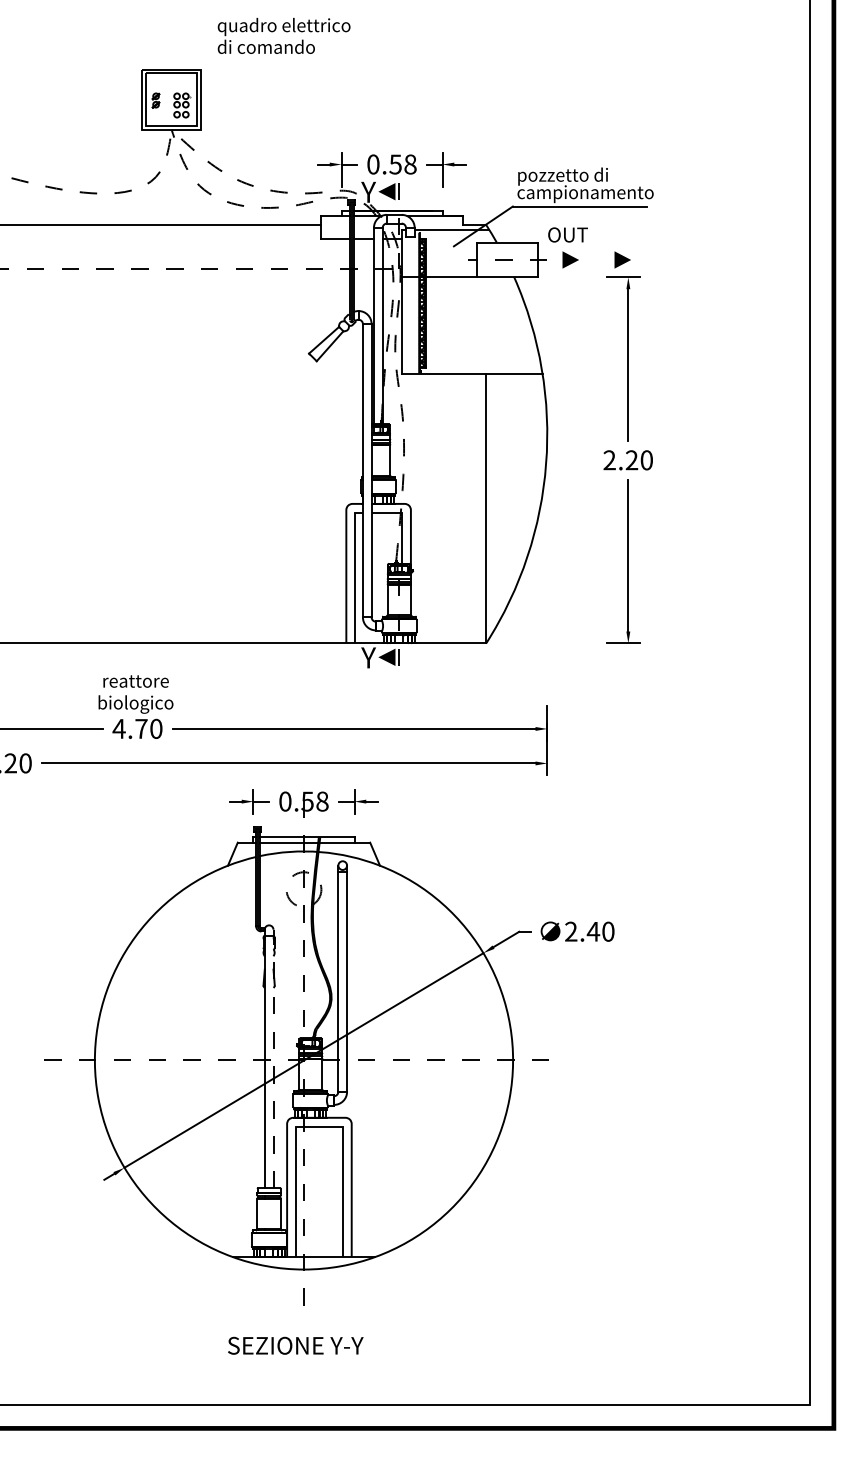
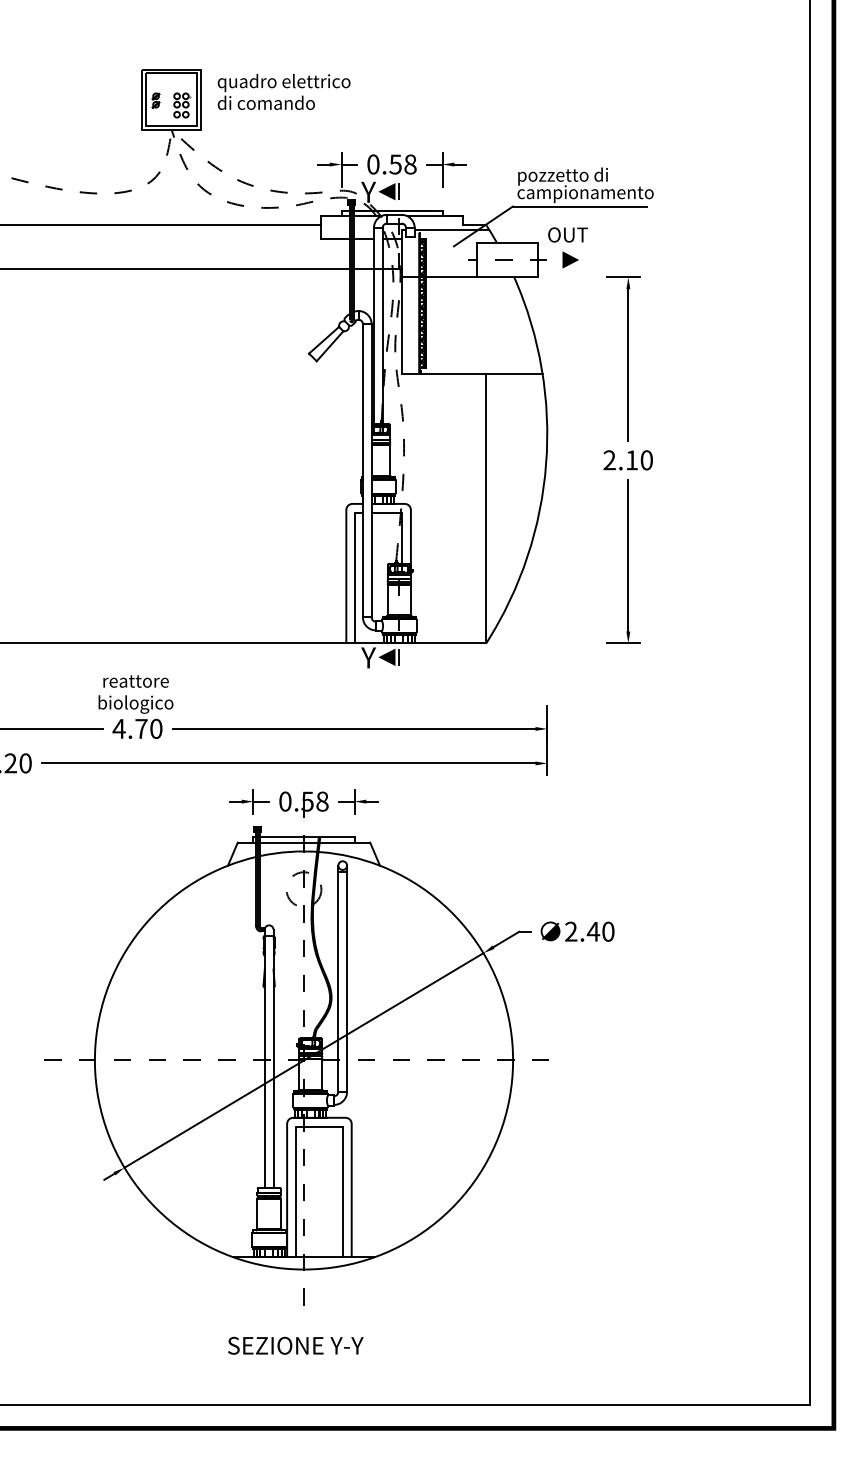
text position: (283, 35) -> (283, 91) (283, 91)
line: present -> none (622, 259)
line: dashed -> solid (201, 268)
text: 2.20 -> 2.10 (631, 460)
line: dashed -> solid (273, 1058)
